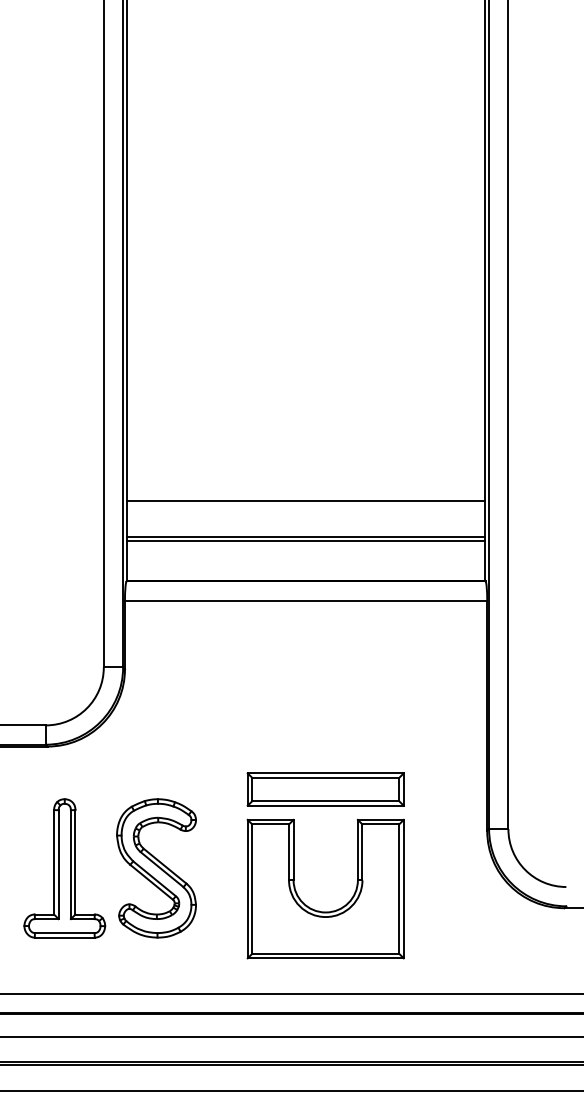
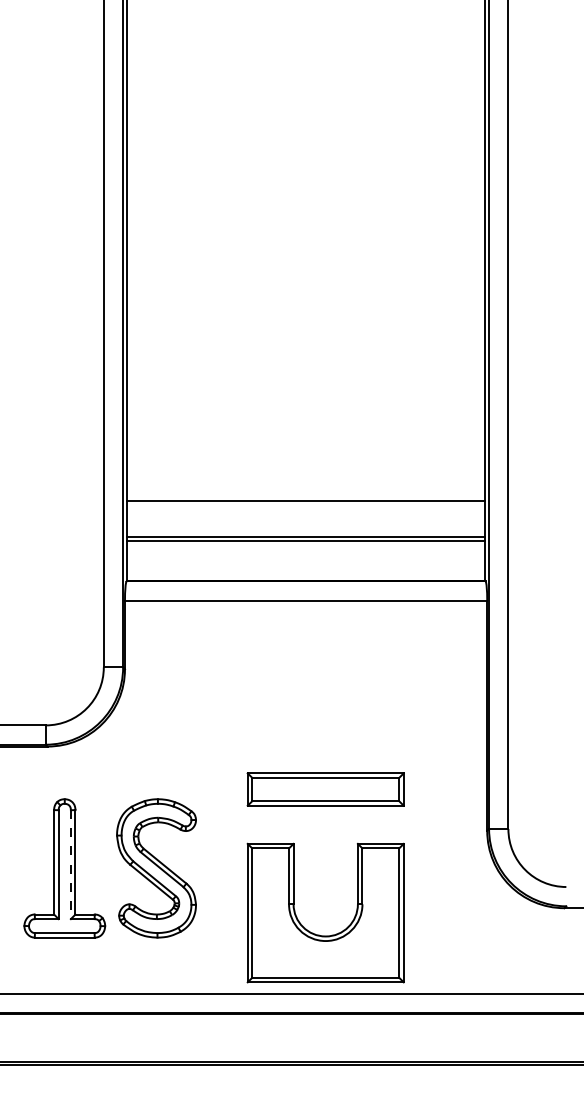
line: solid -> dashed (70, 865)
part position: (319, 910) -> (319, 934) (319, 934)
line: present -> none (291, 1036)
line: present -> none (291, 1090)
